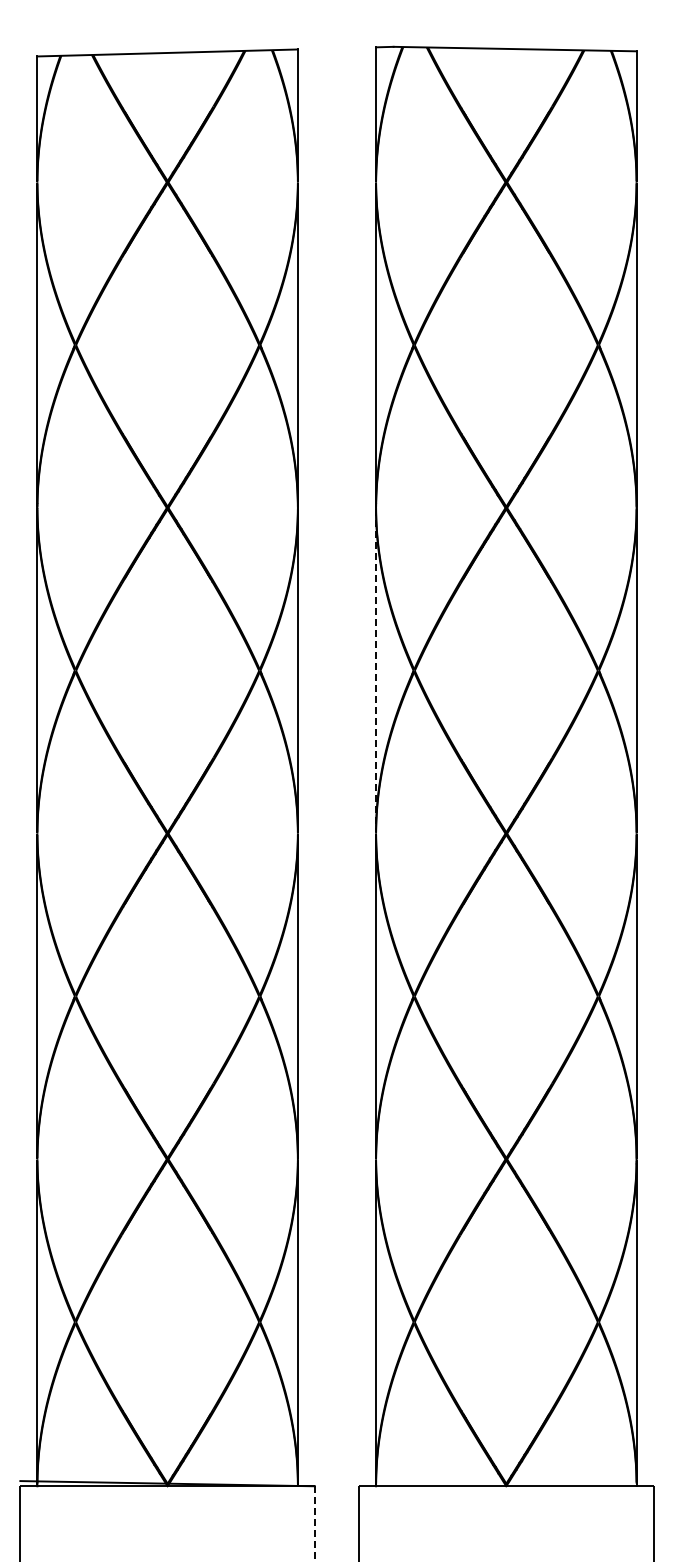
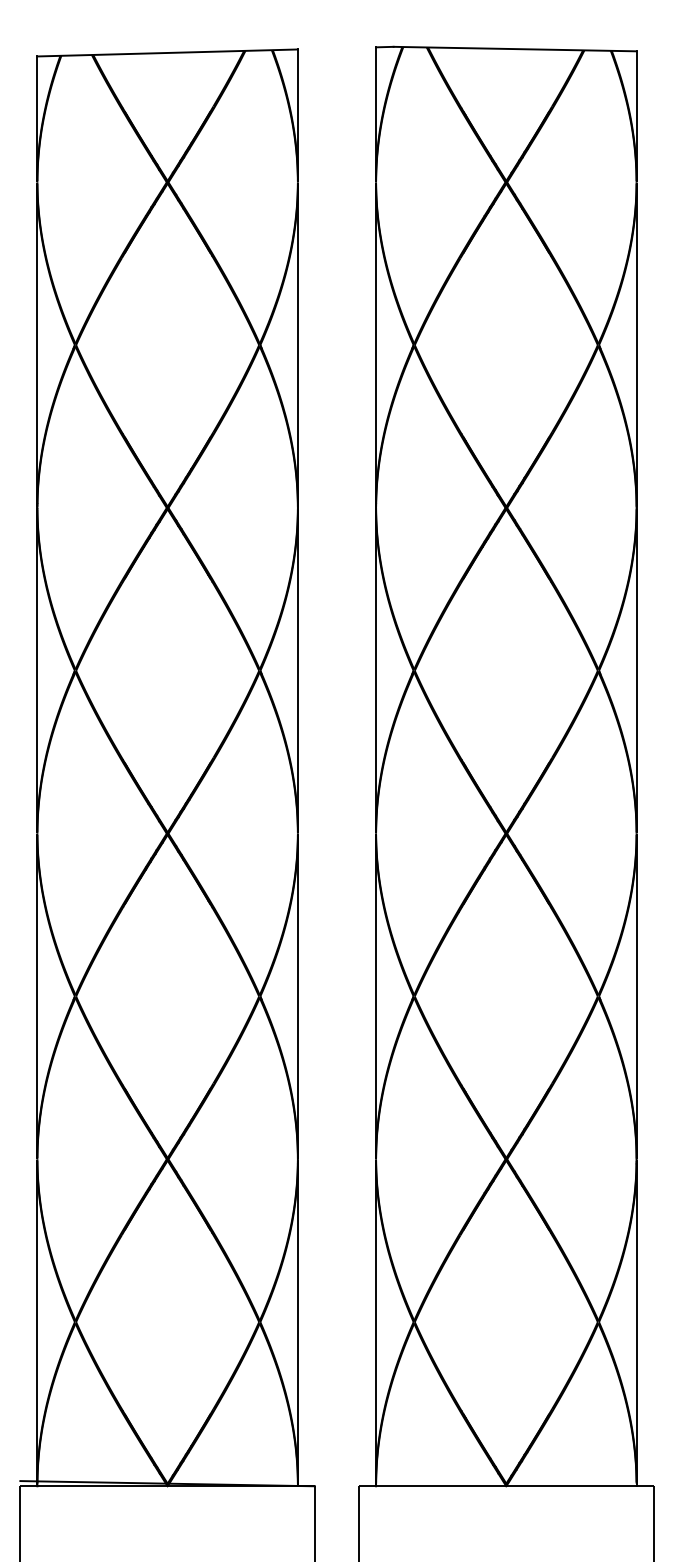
line: dashed -> solid (376, 670)
line: dashed -> solid (314, 1523)
